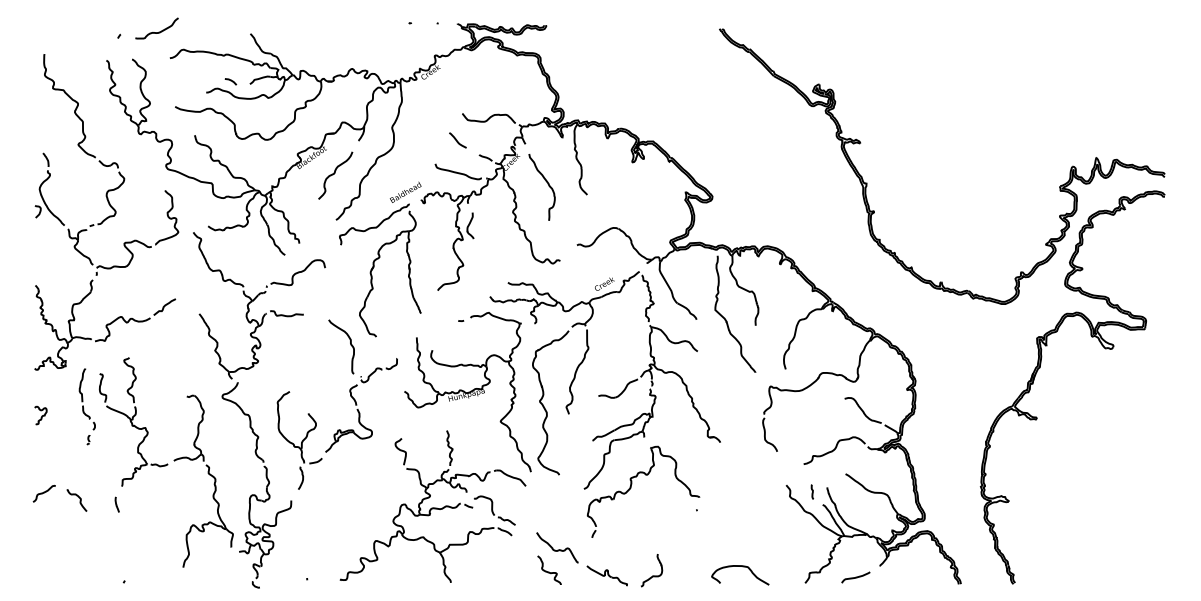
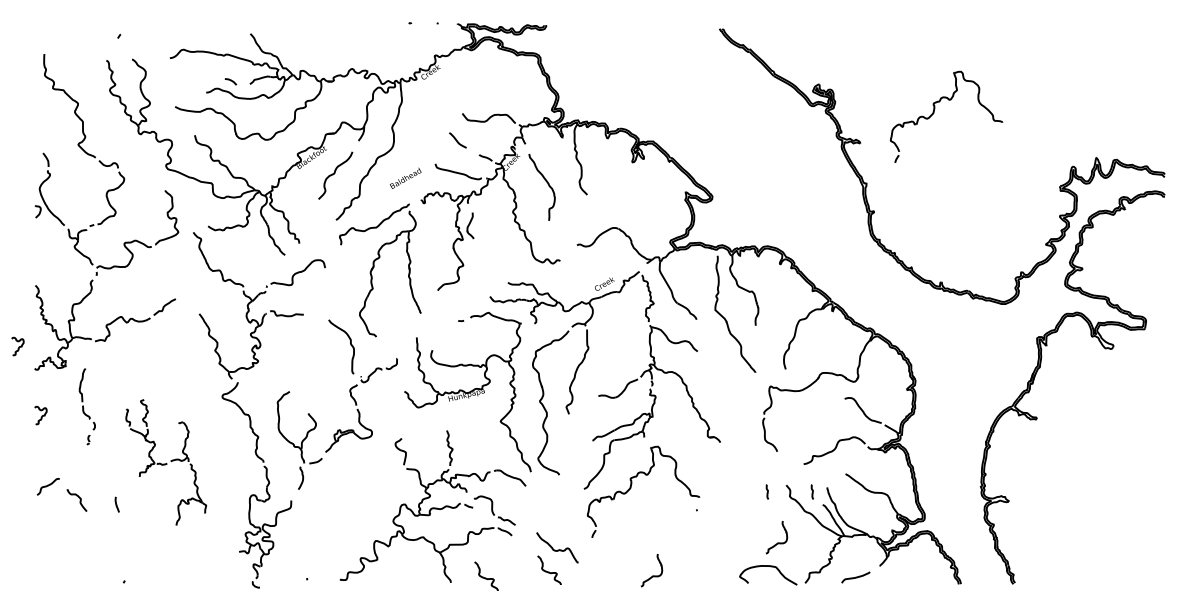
curve: present -> none (158, 31)
part: none -> present (934, 113)
text position: (405, 191) -> (405, 177) (405, 177)
curve: none -> present (18, 346)
part size: 136x211 px -> 83x127 px (166, 462)
line: none -> present (766, 490)
curve position: (43, 493) -> (47, 486) (47, 486)
curve: none -> present (777, 542)
curve position: (742, 567) -> (770, 567) (770, 567)
part: present -> none (606, 575)
curve: none -> present (486, 577)
